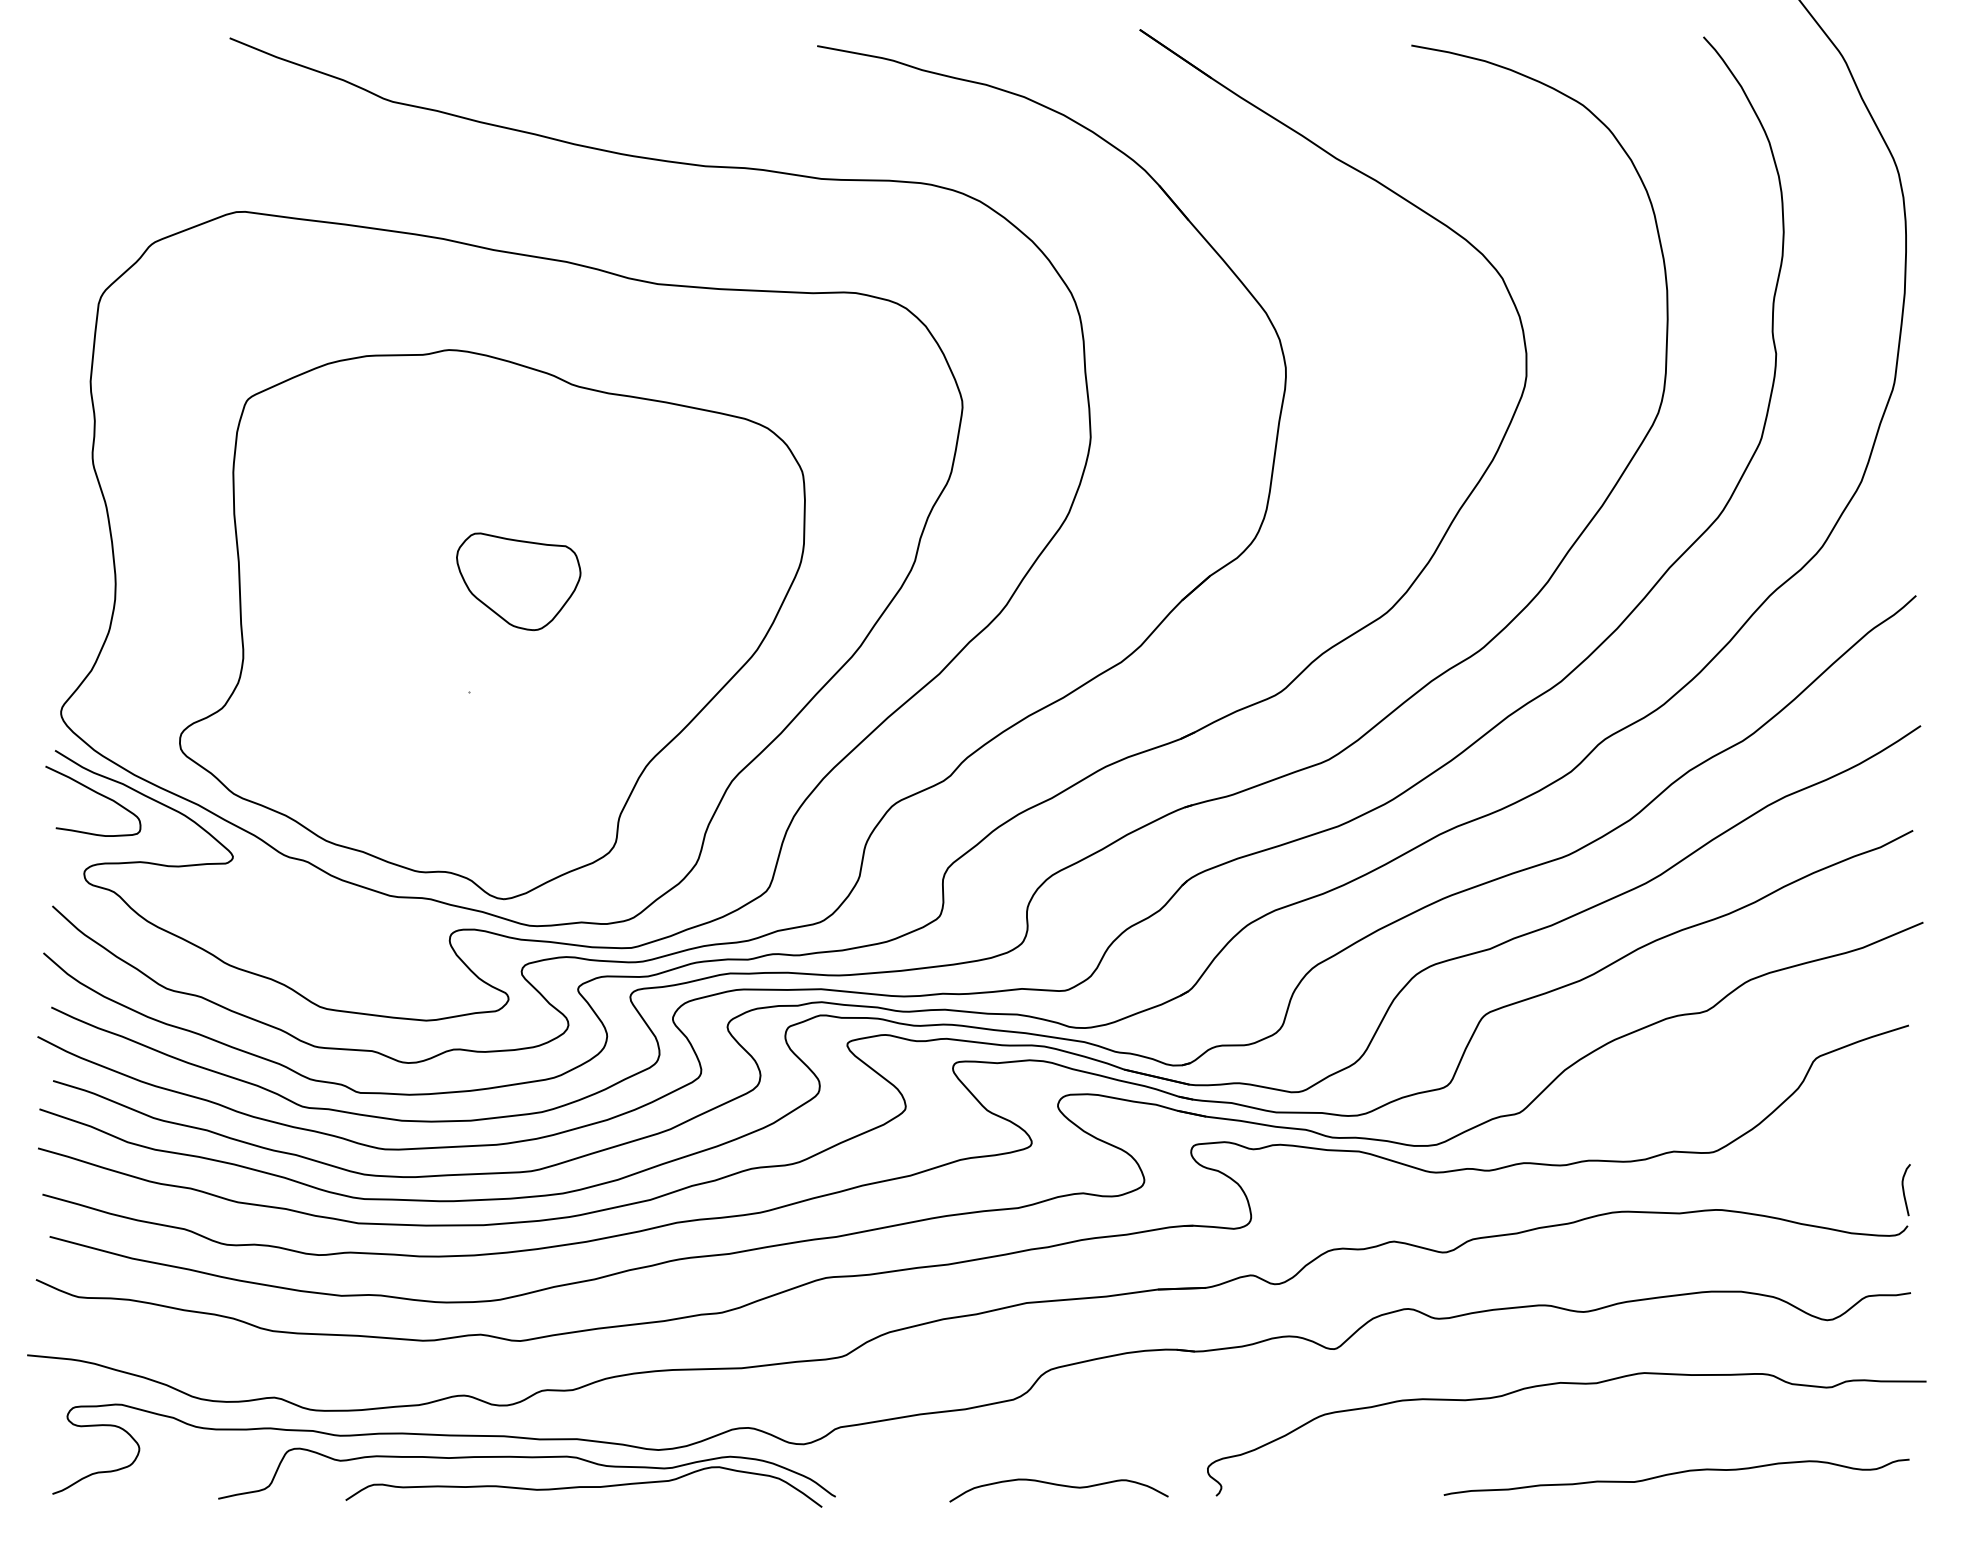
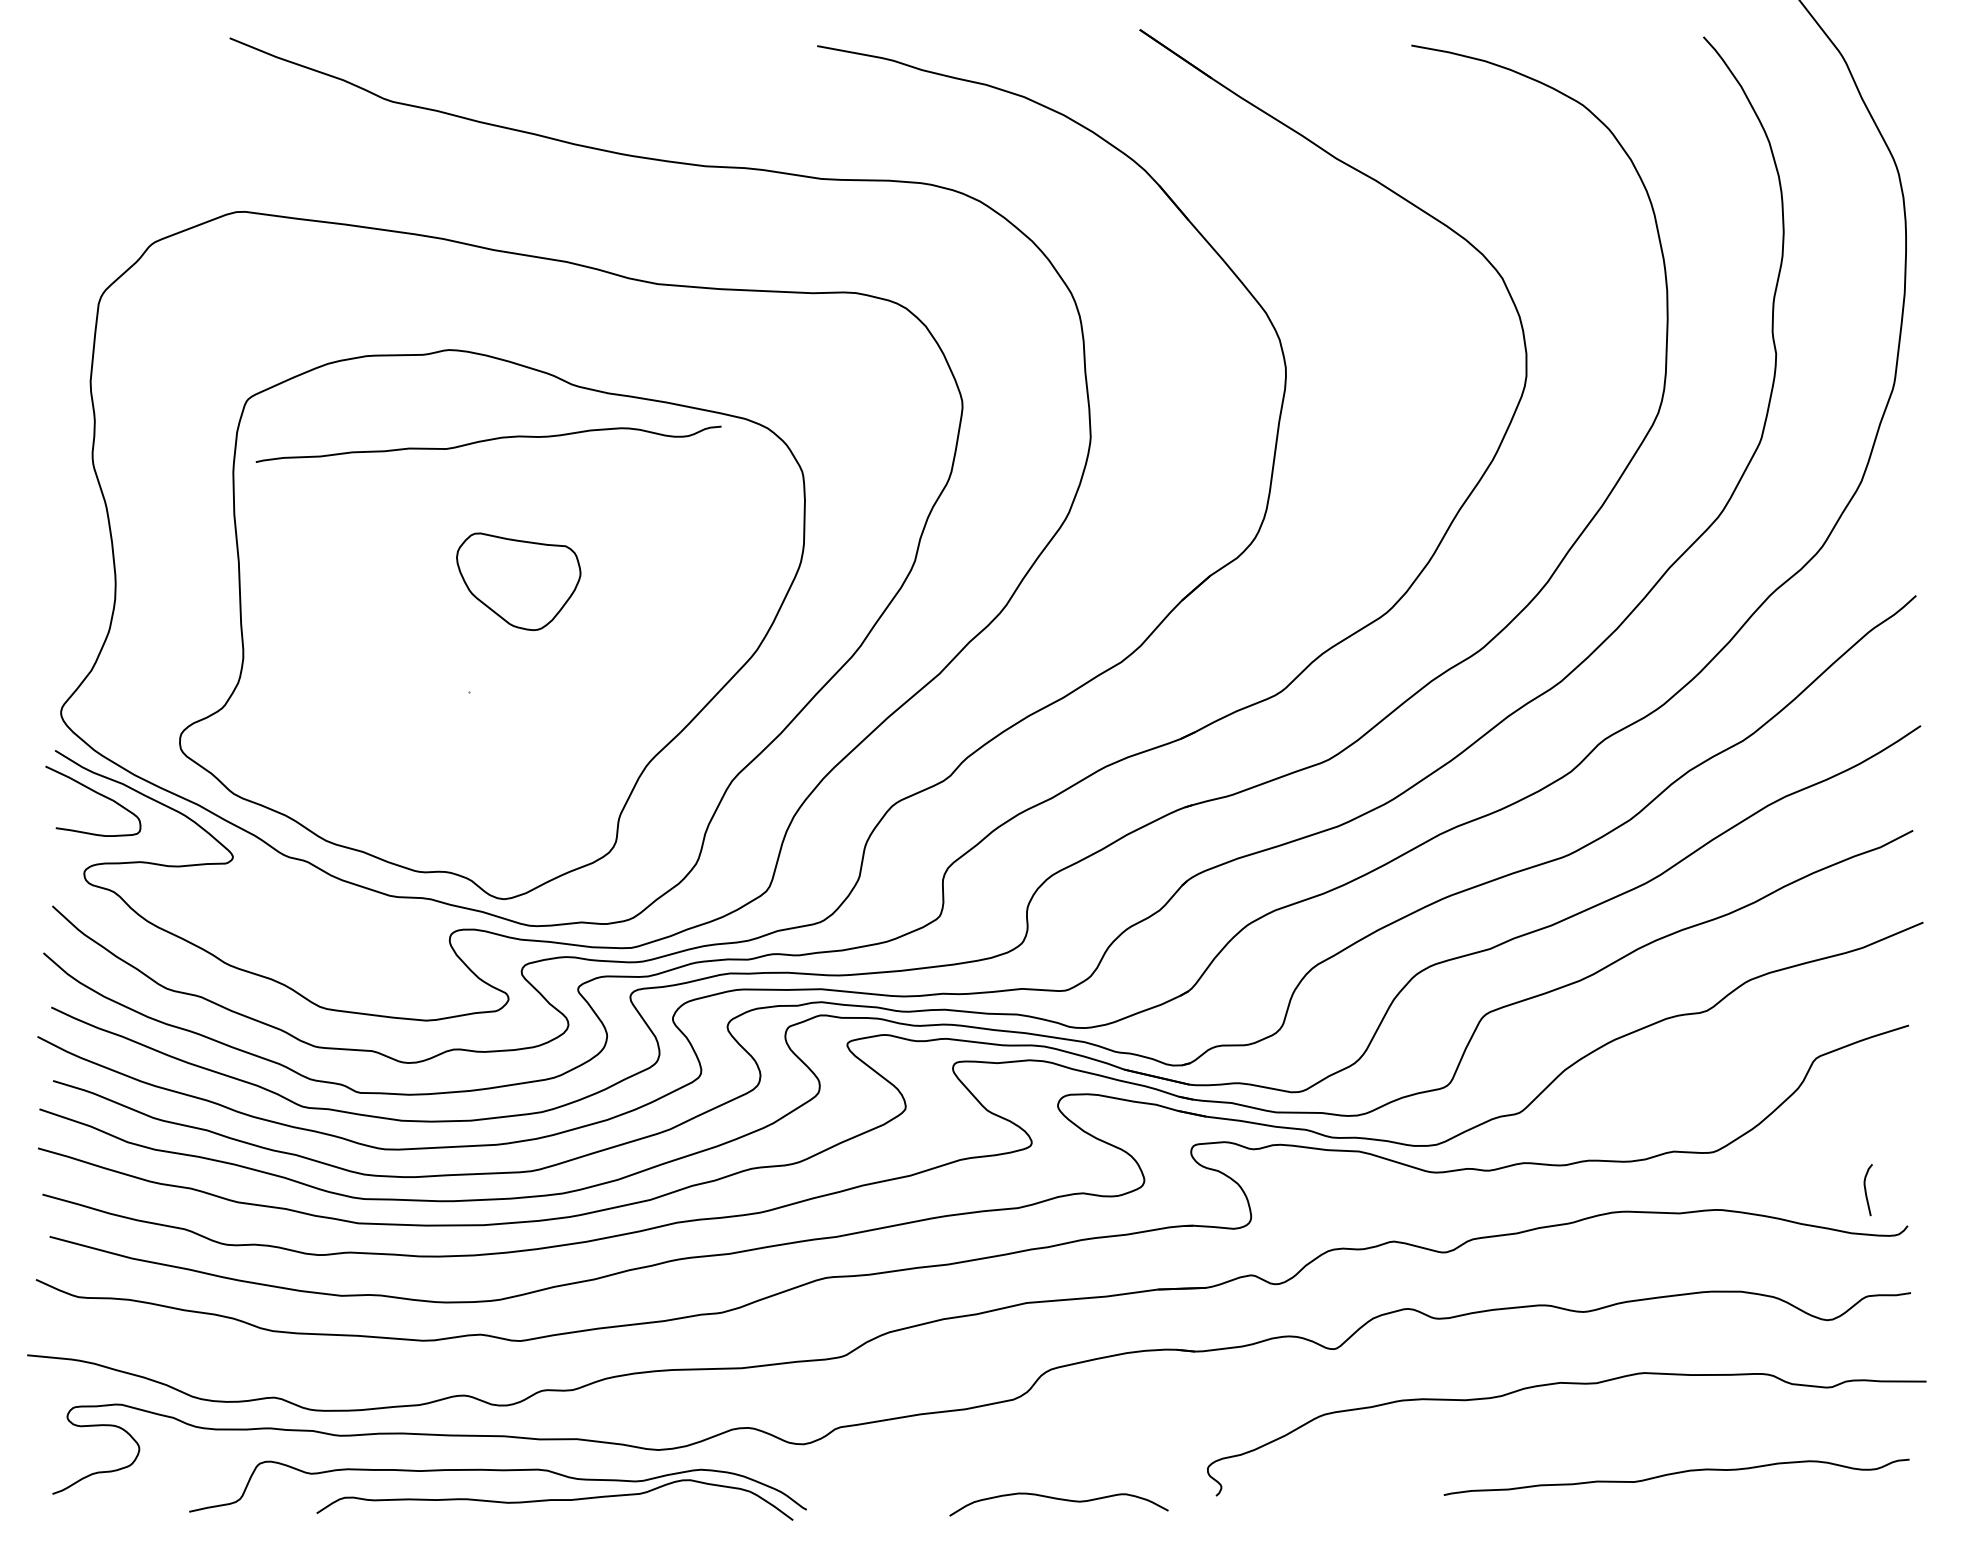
curve: none -> present (487, 441)
curve position: (1904, 1190) -> (1866, 1190) (1866, 1190)
curve position: (1060, 1486) -> (1060, 1500) (1060, 1500)
part position: (524, 1487) -> (495, 1500) (495, 1500)
